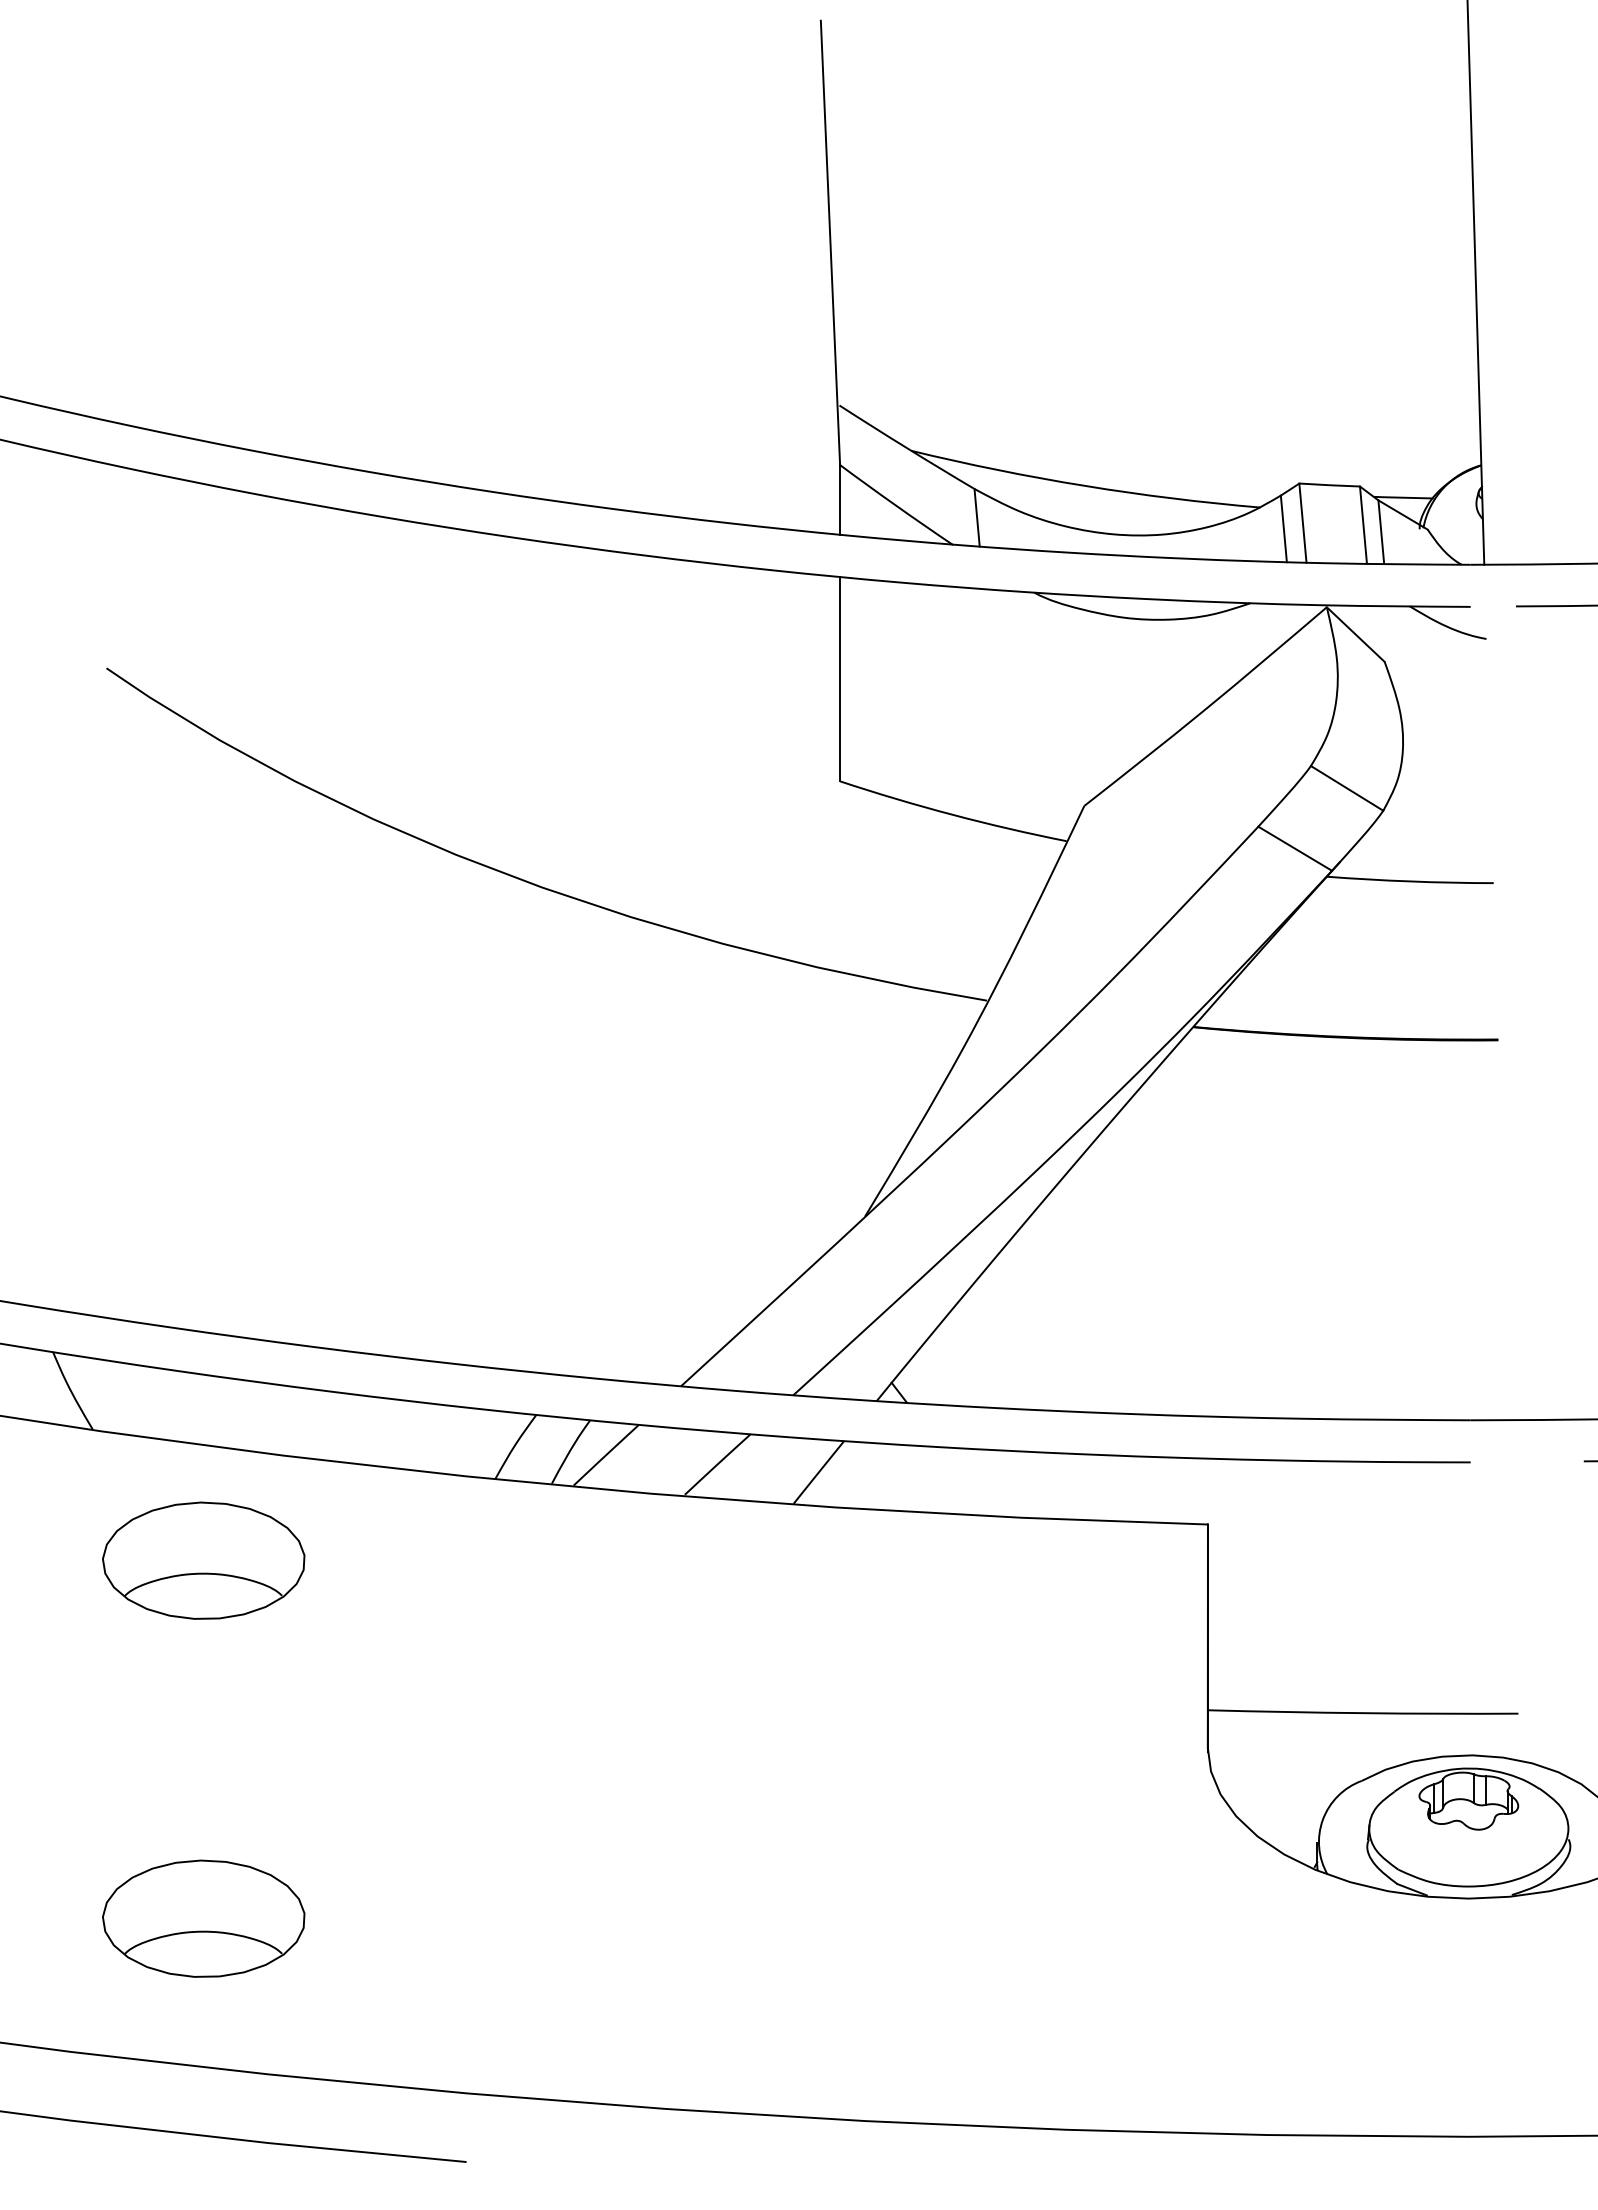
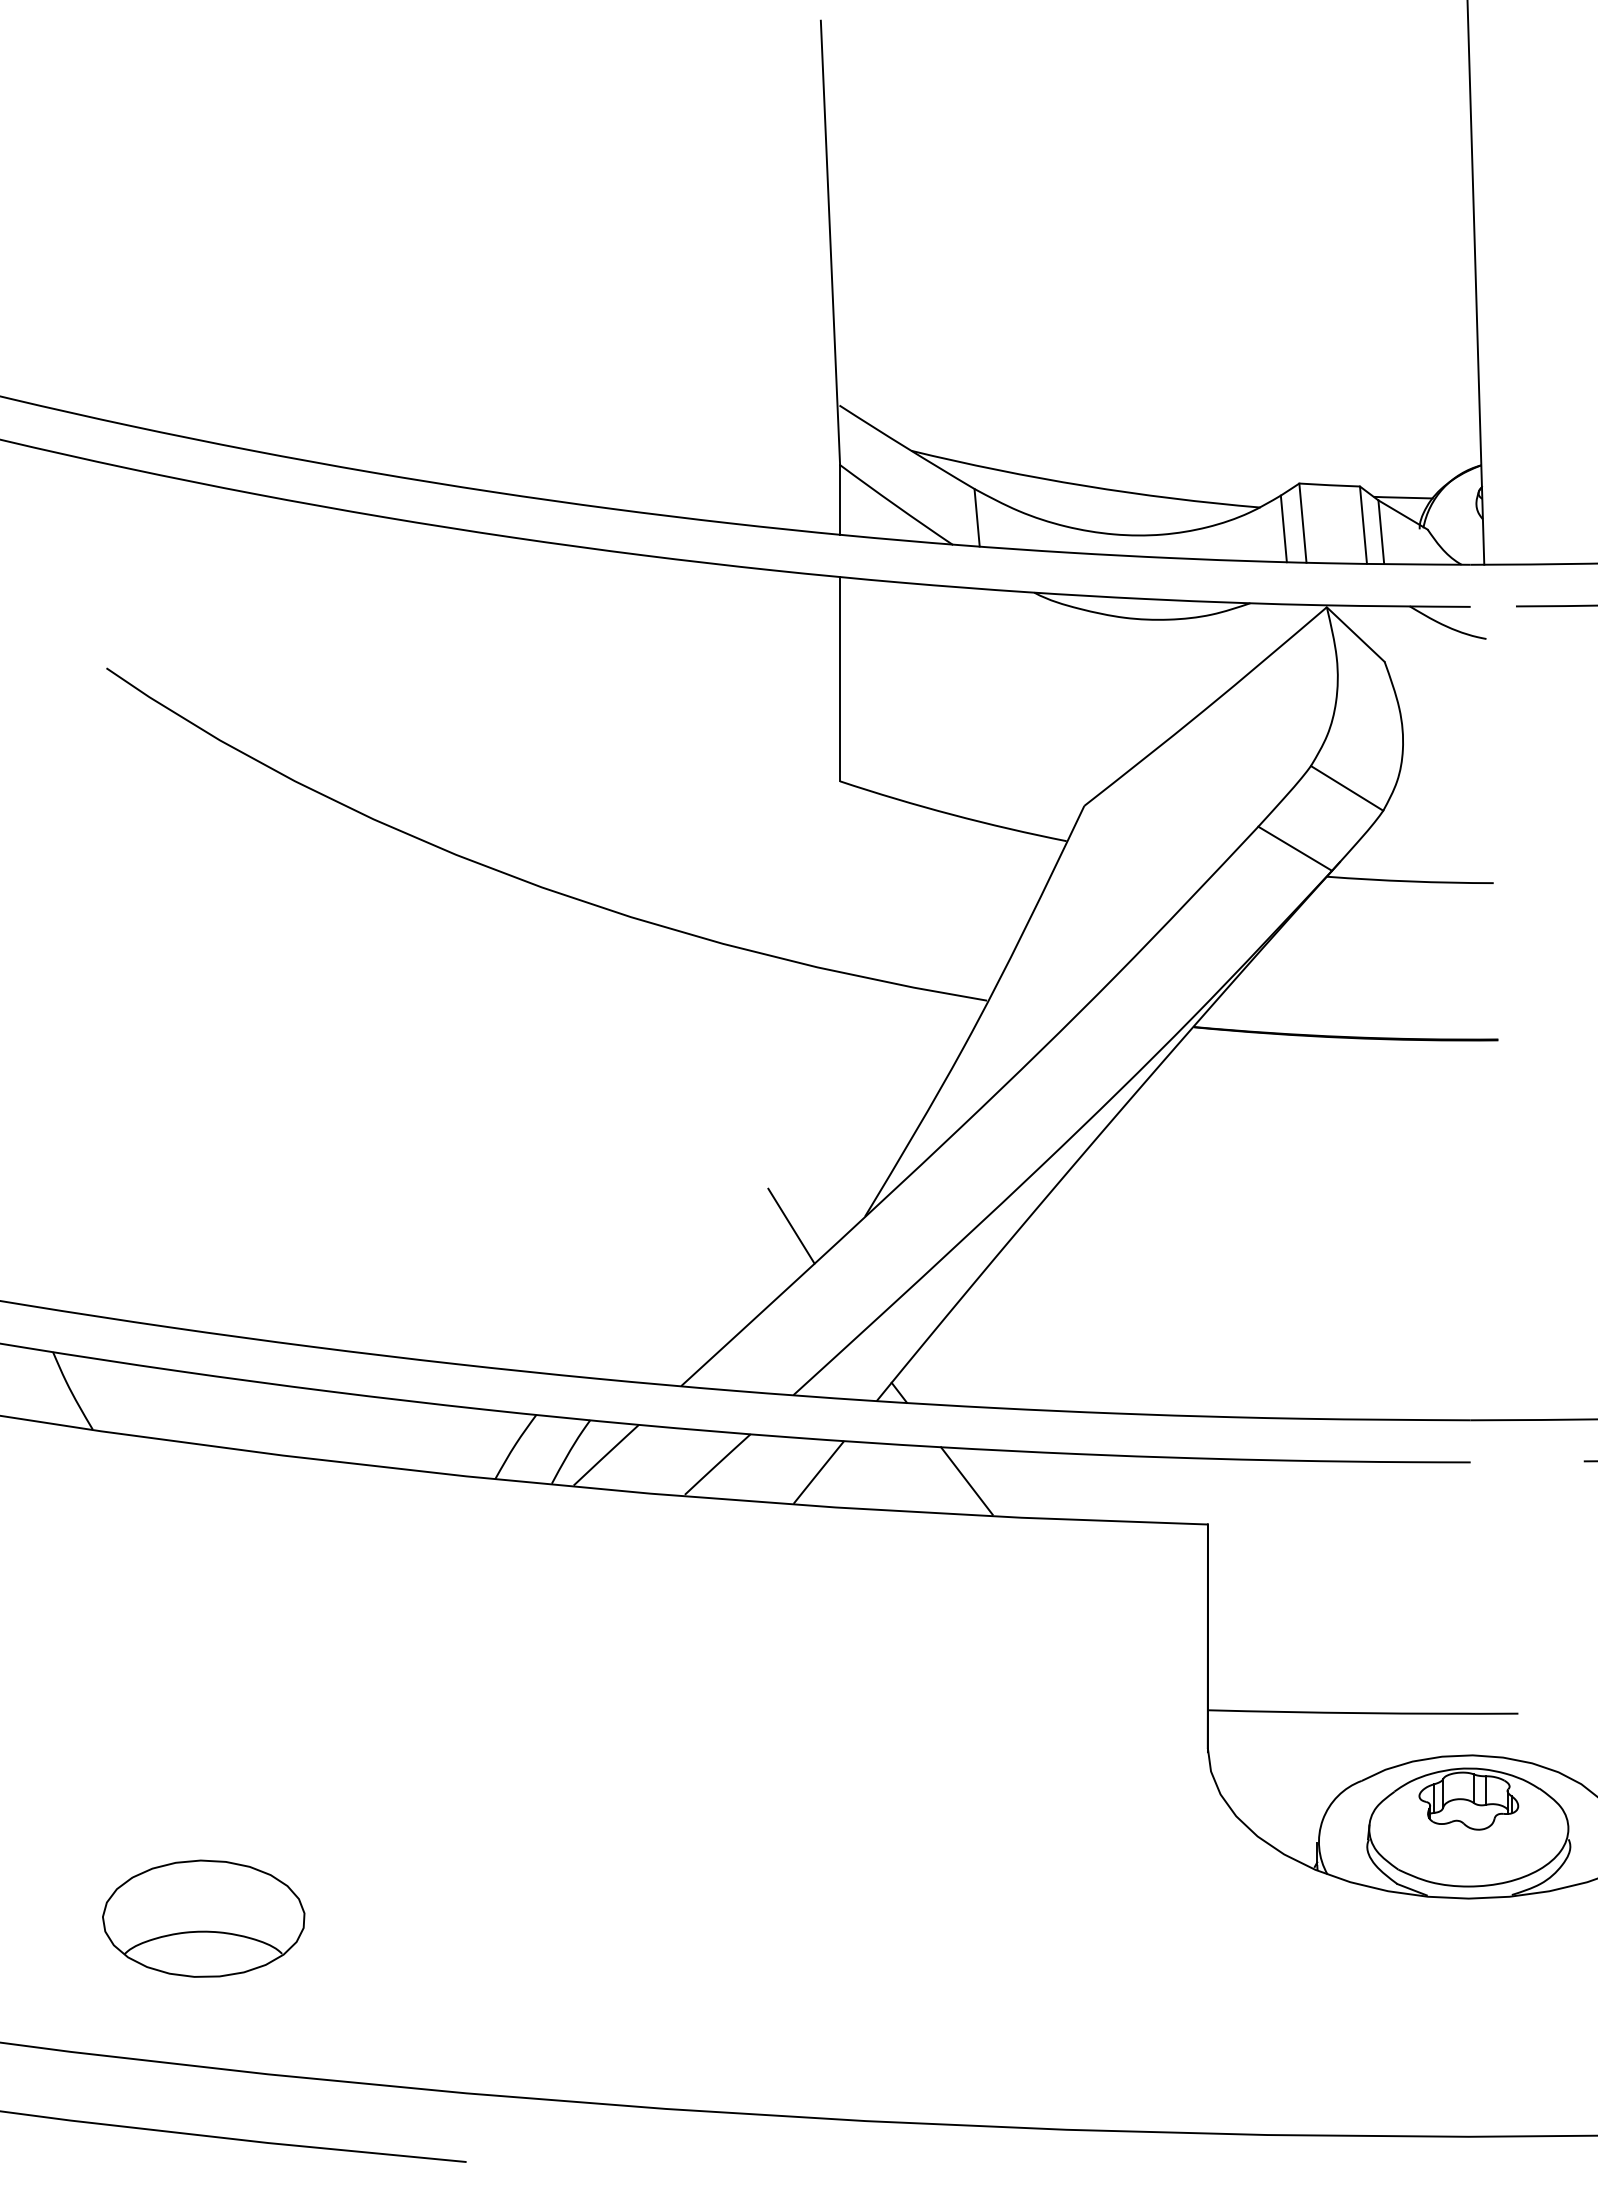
line: none -> present (791, 1225)
line: none -> present (966, 1480)
part: present -> none (203, 1560)
